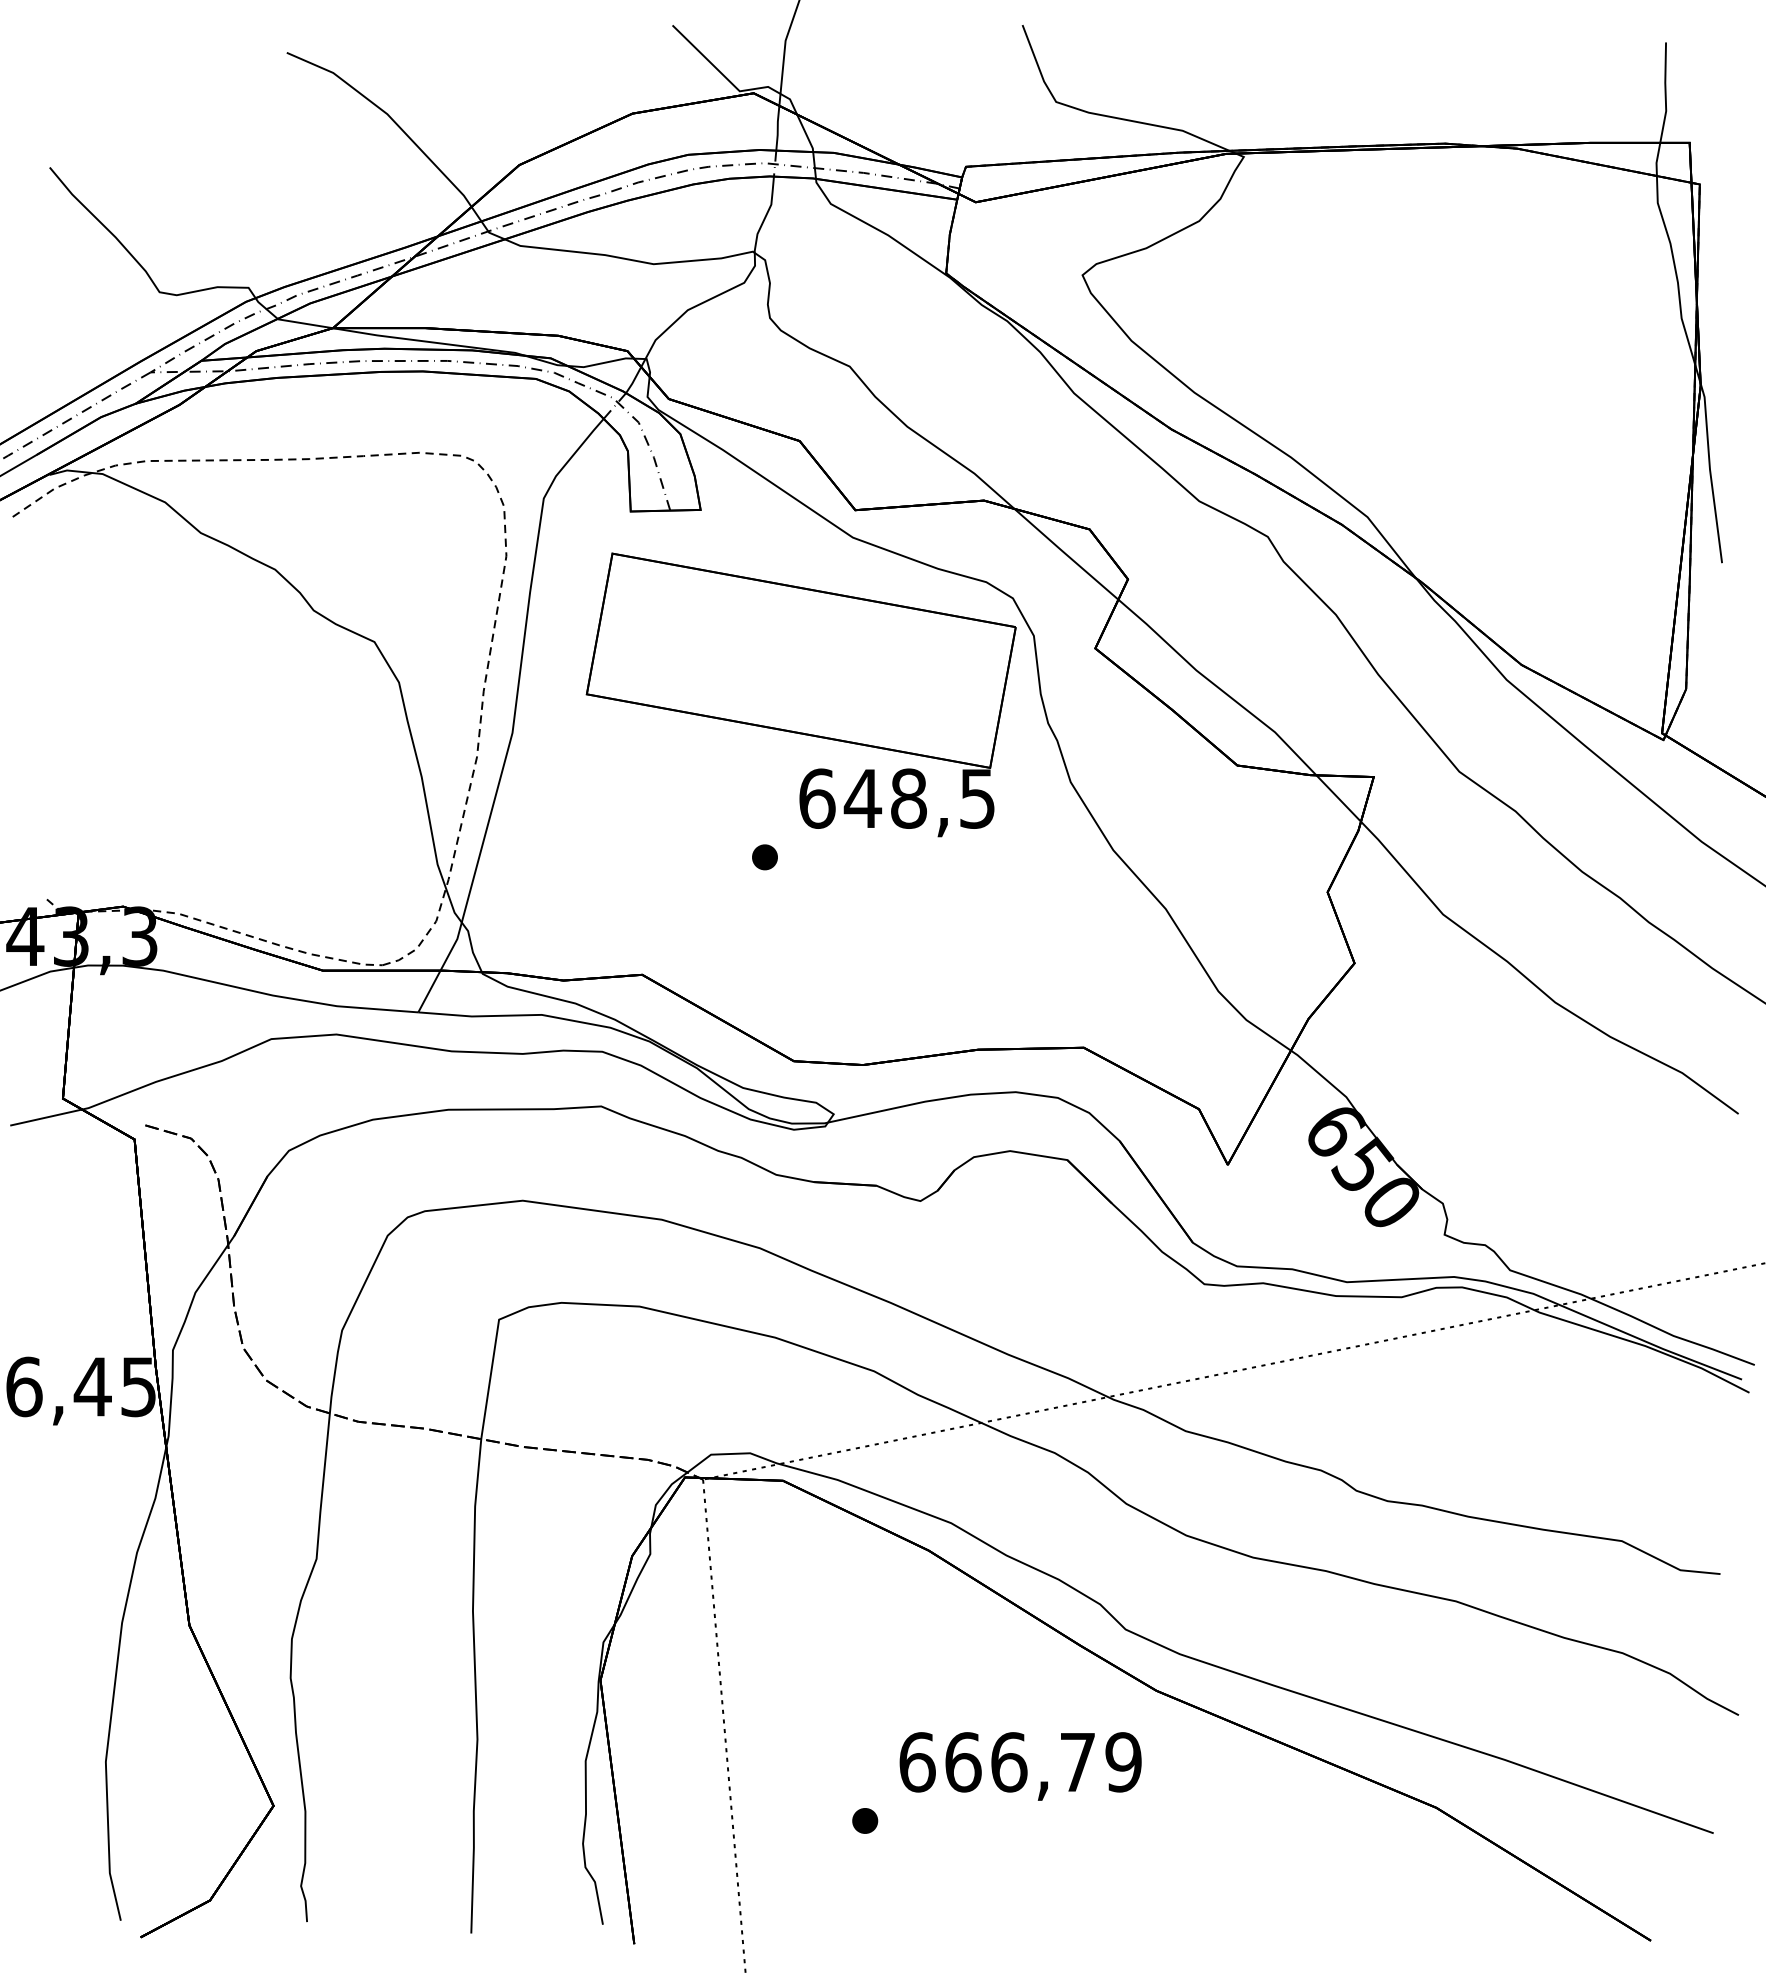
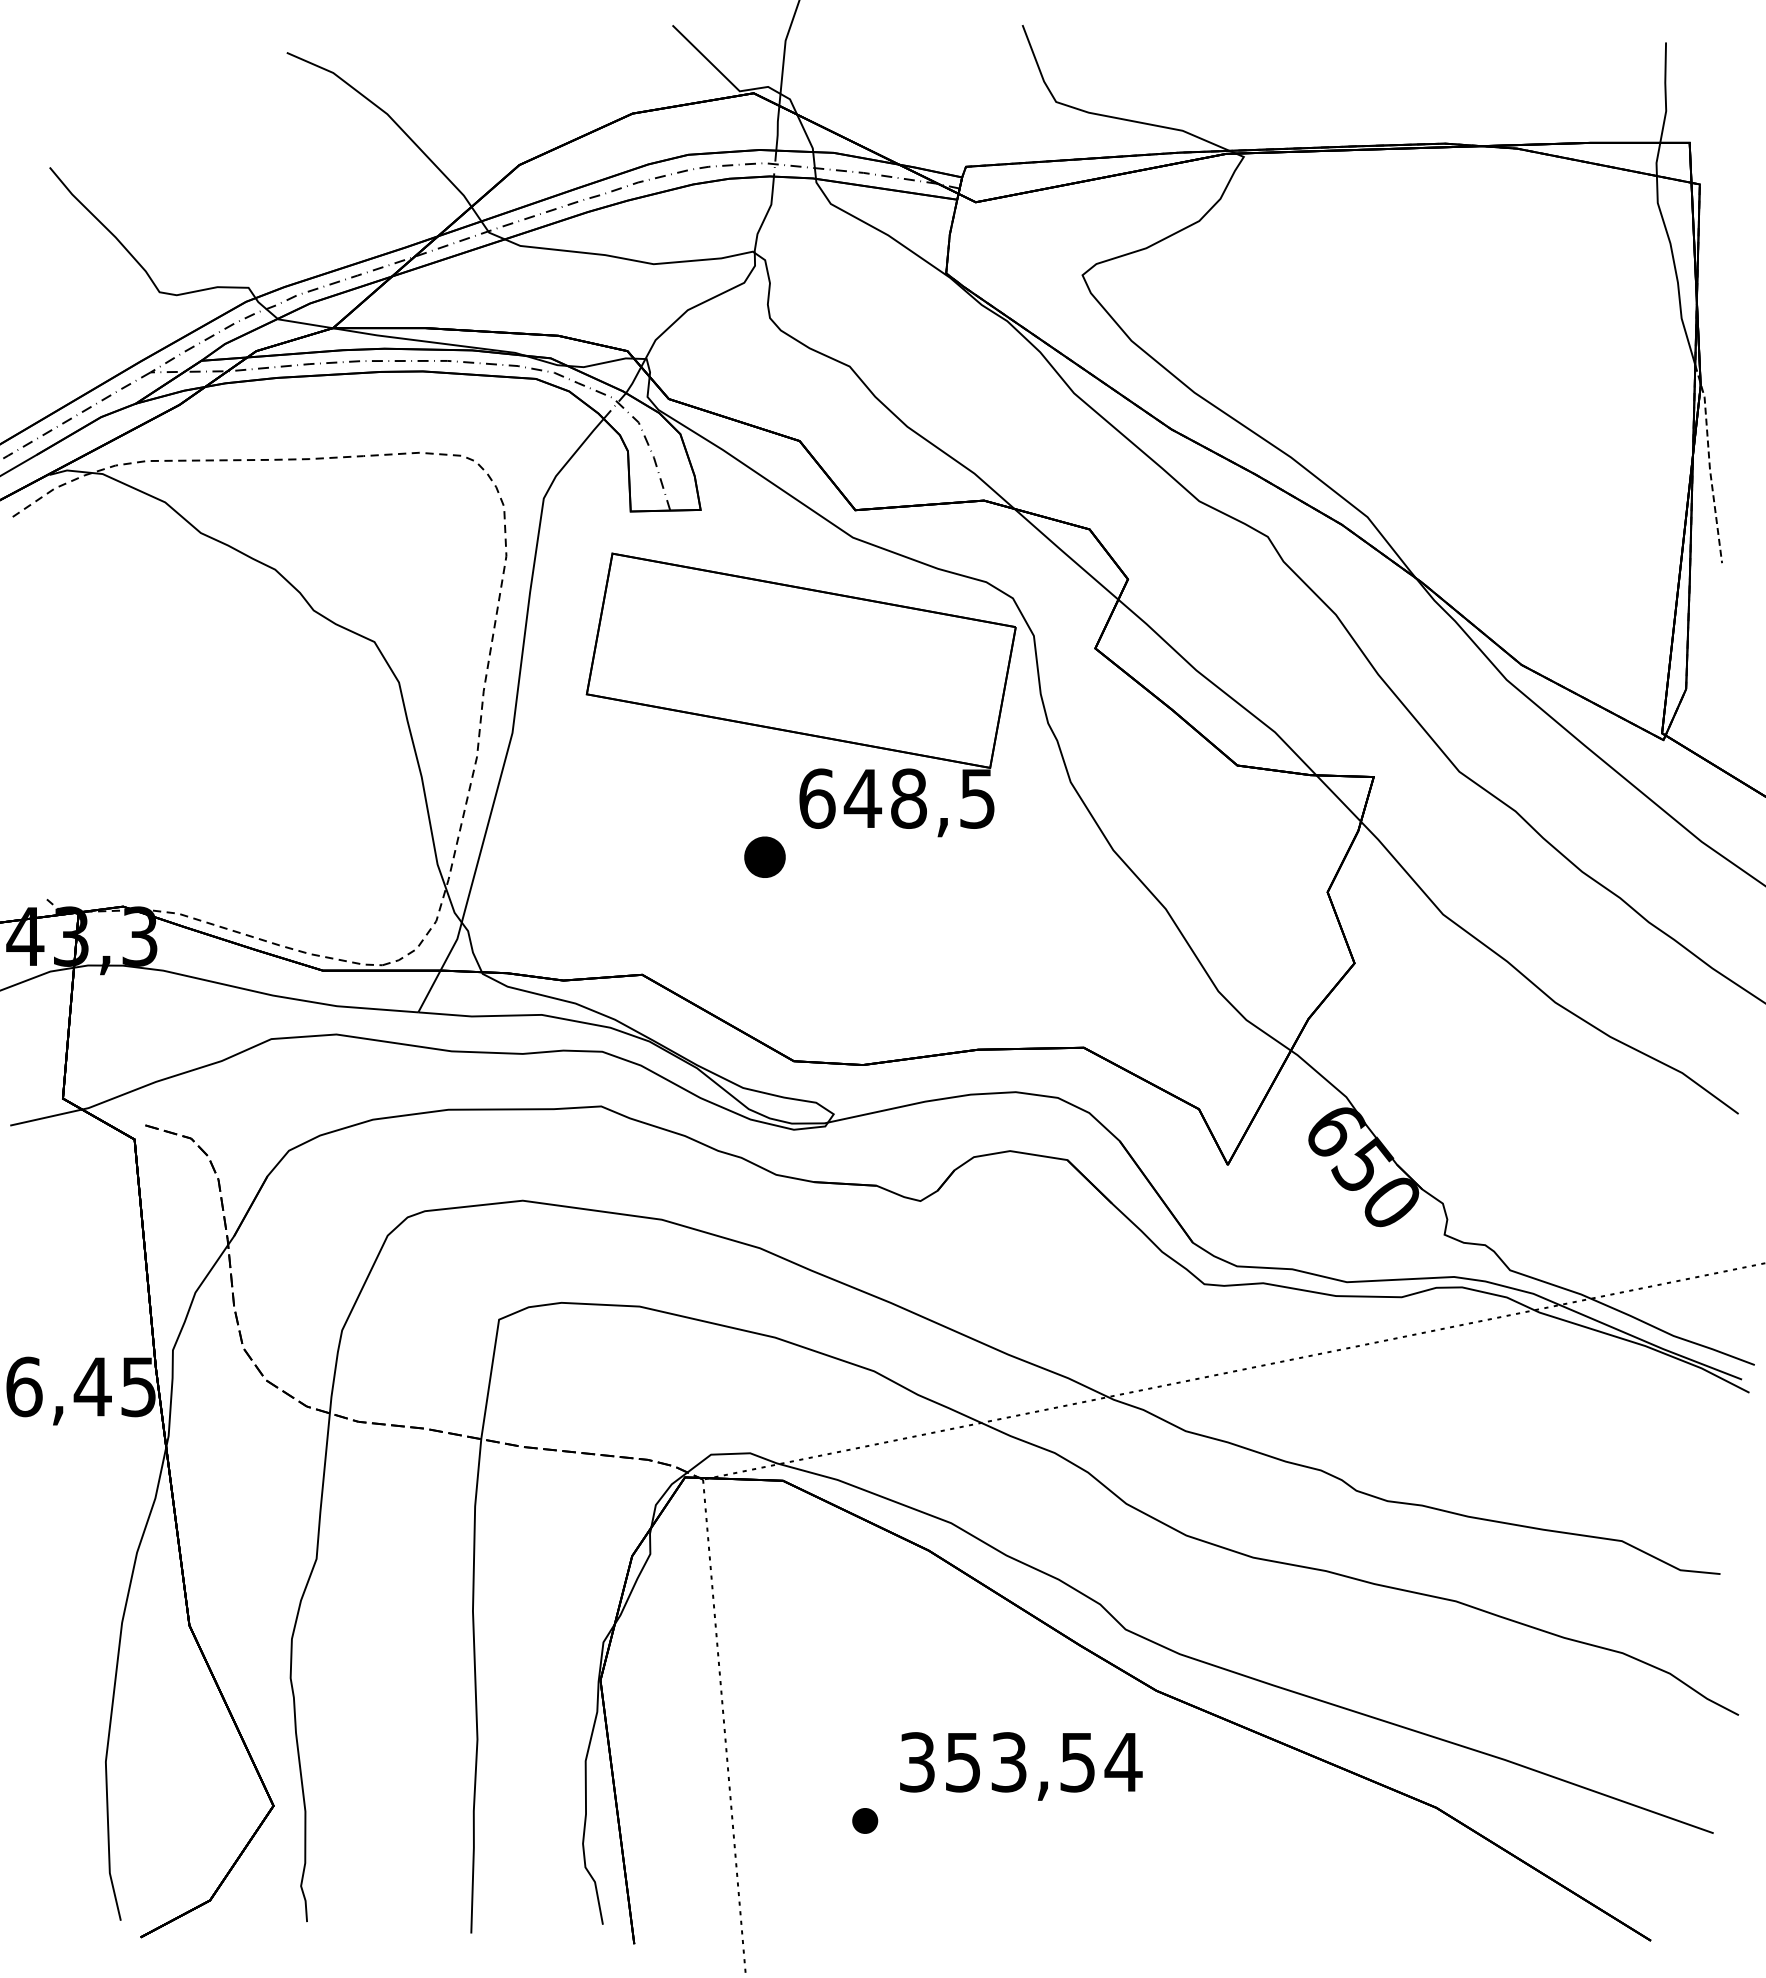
line: solid -> dashed (1709, 463)
part size: 26x27 px -> 42x42 px (764, 856)
text: 666,79 -> 353,54 (1020, 1762)
